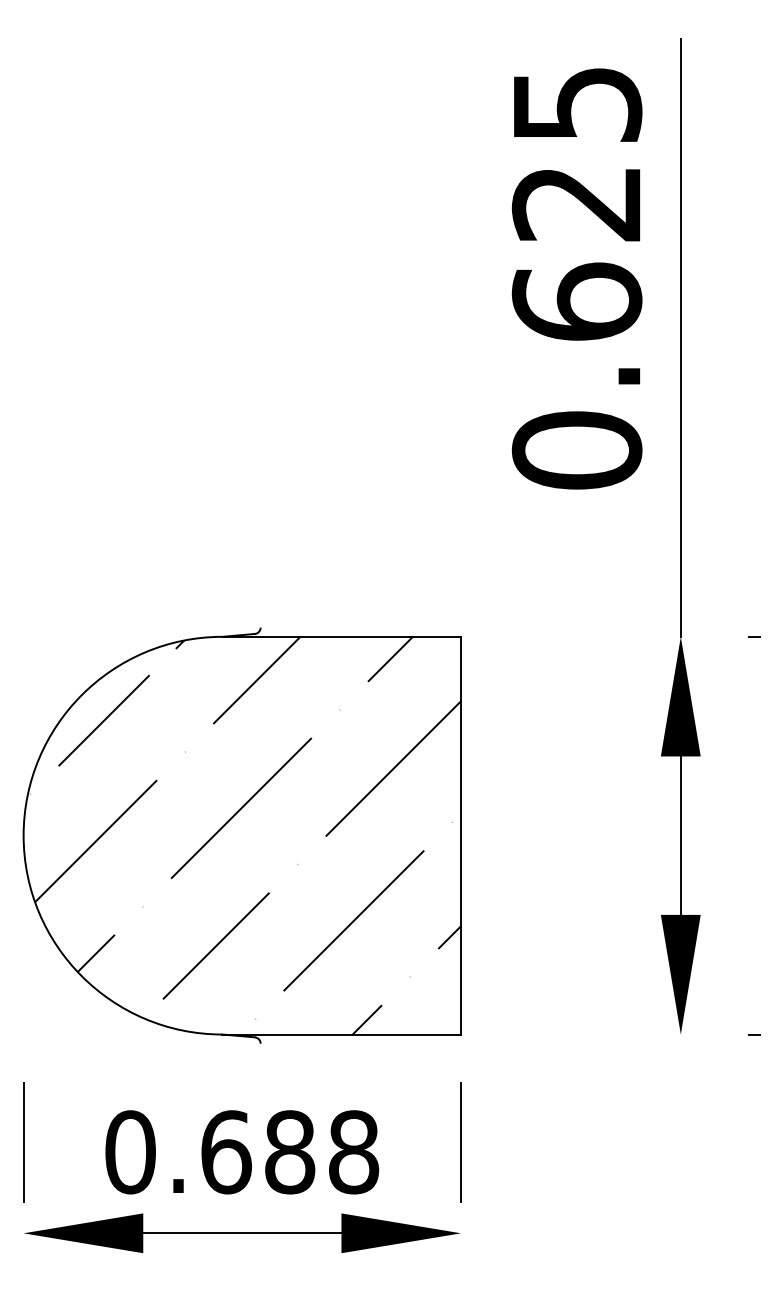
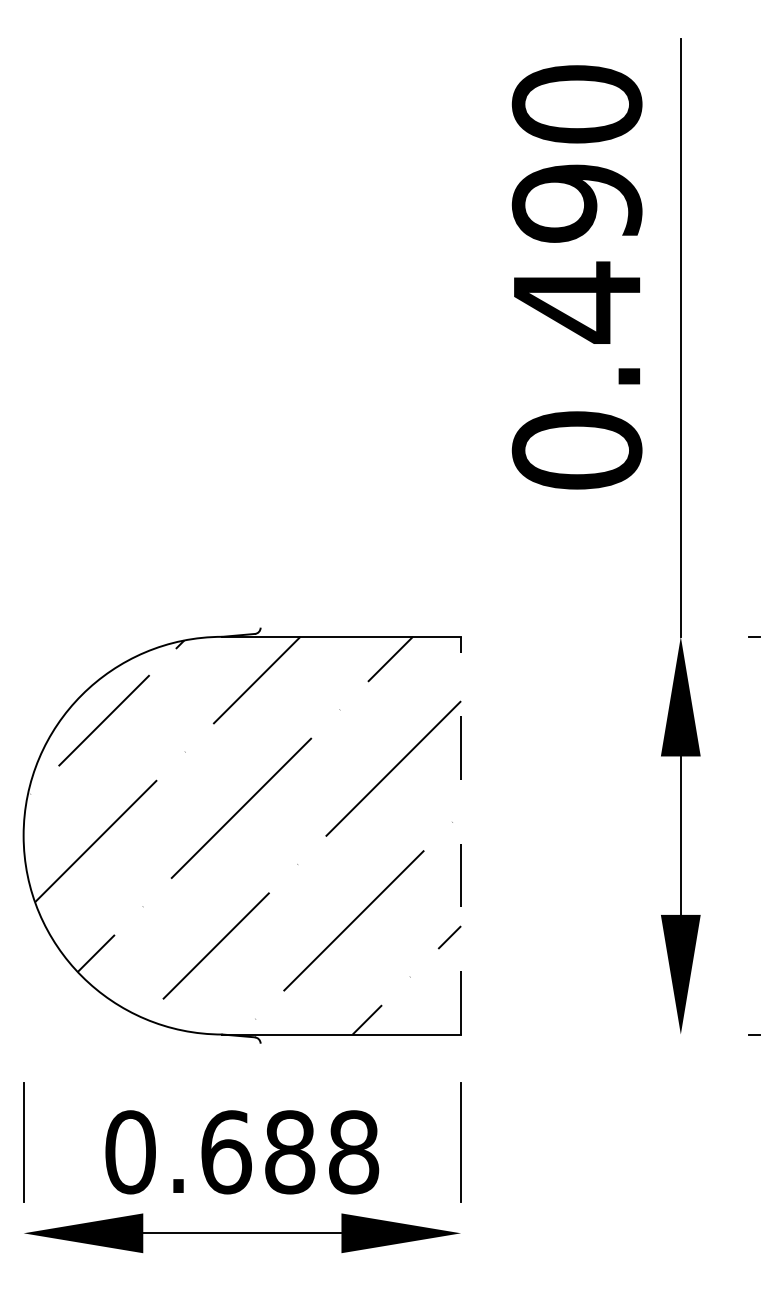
text: 0.625 -> 0.490 (576, 204)
line: solid -> dashed (461, 835)
